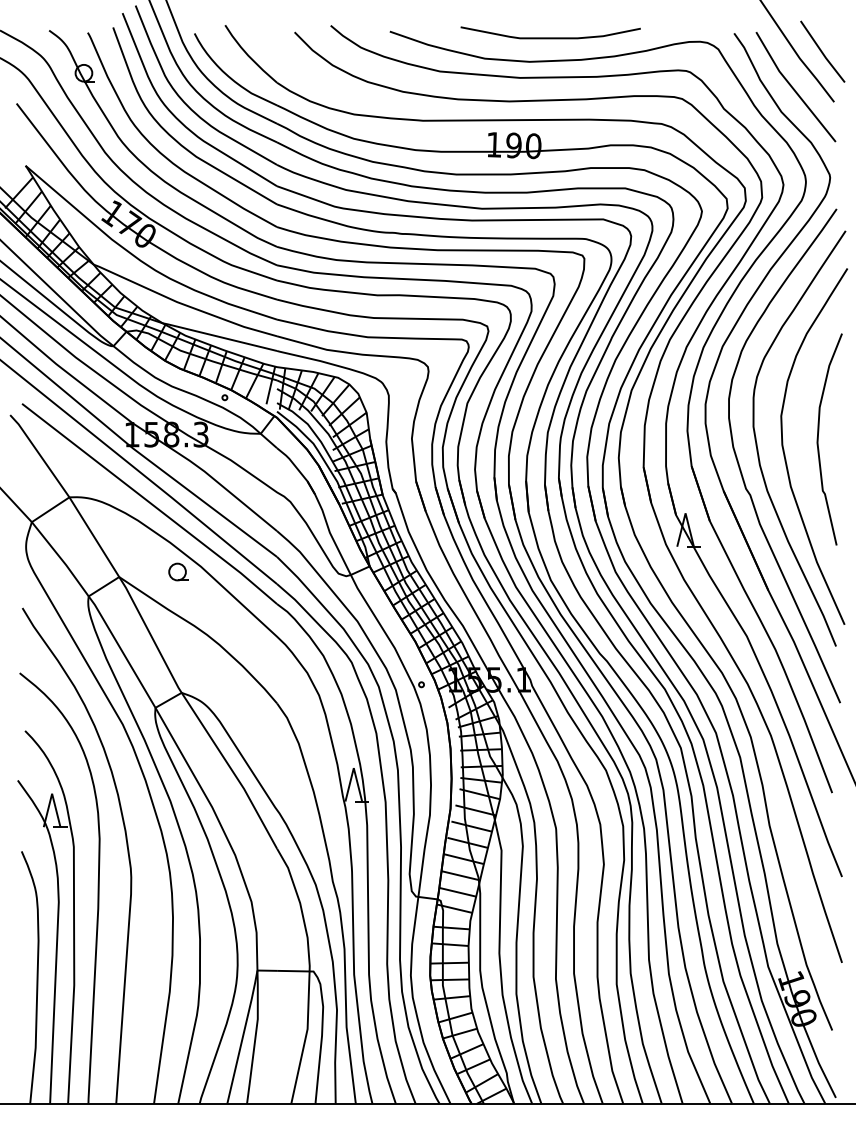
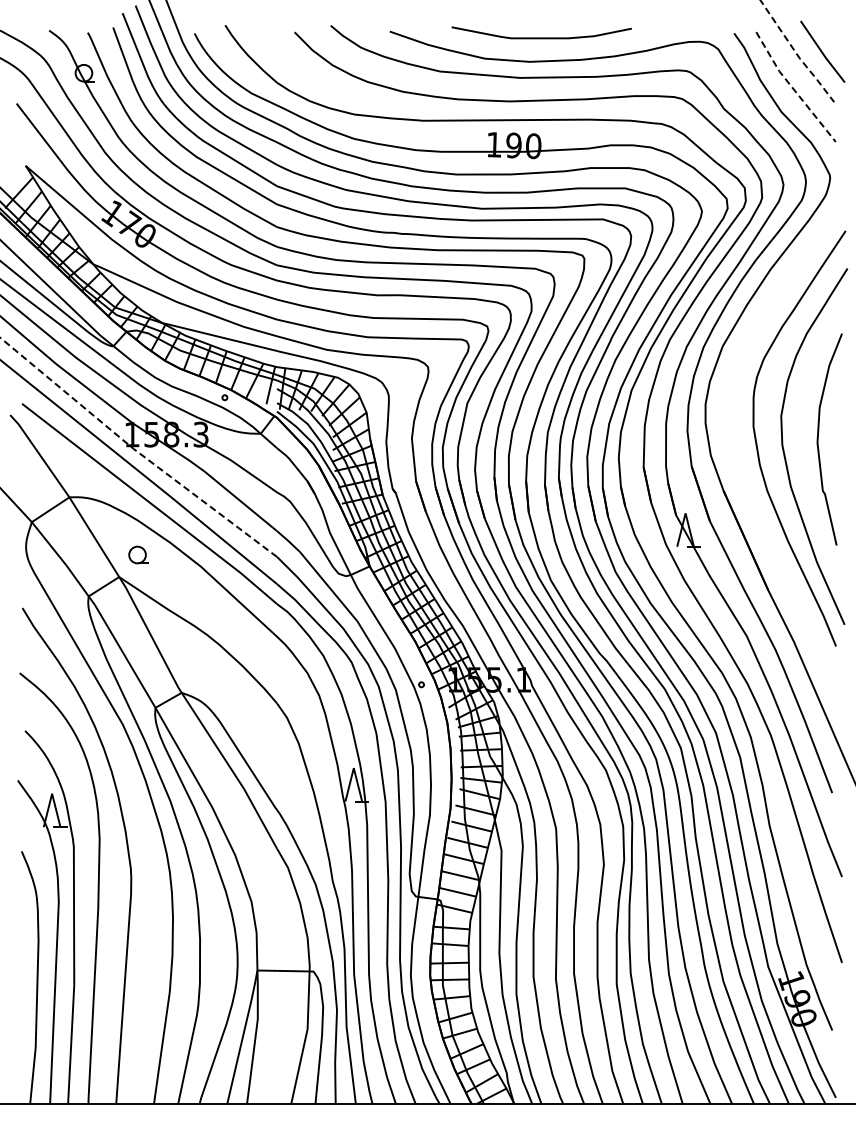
curve position: (550, 37) -> (541, 37) (541, 37)
line: solid -> dashed (797, 54)
line: solid -> dashed (793, 88)
line: solid -> dashed (135, 450)
curve: present -> none (741, 469)
part position: (178, 571) -> (138, 554) (138, 554)
